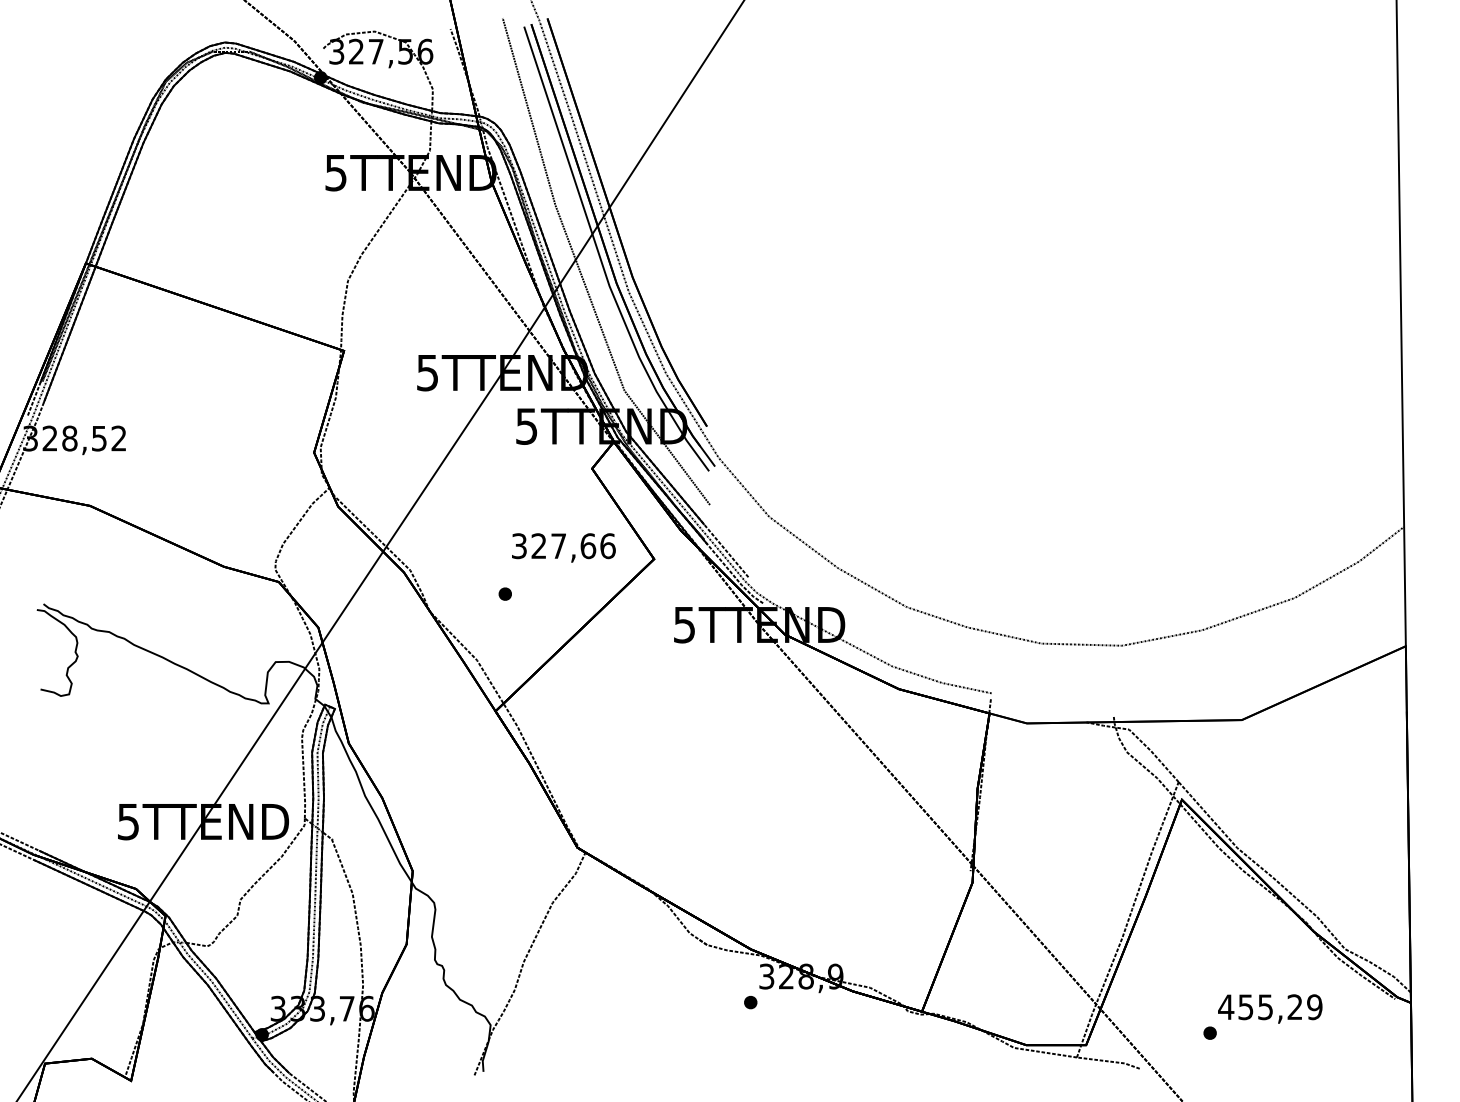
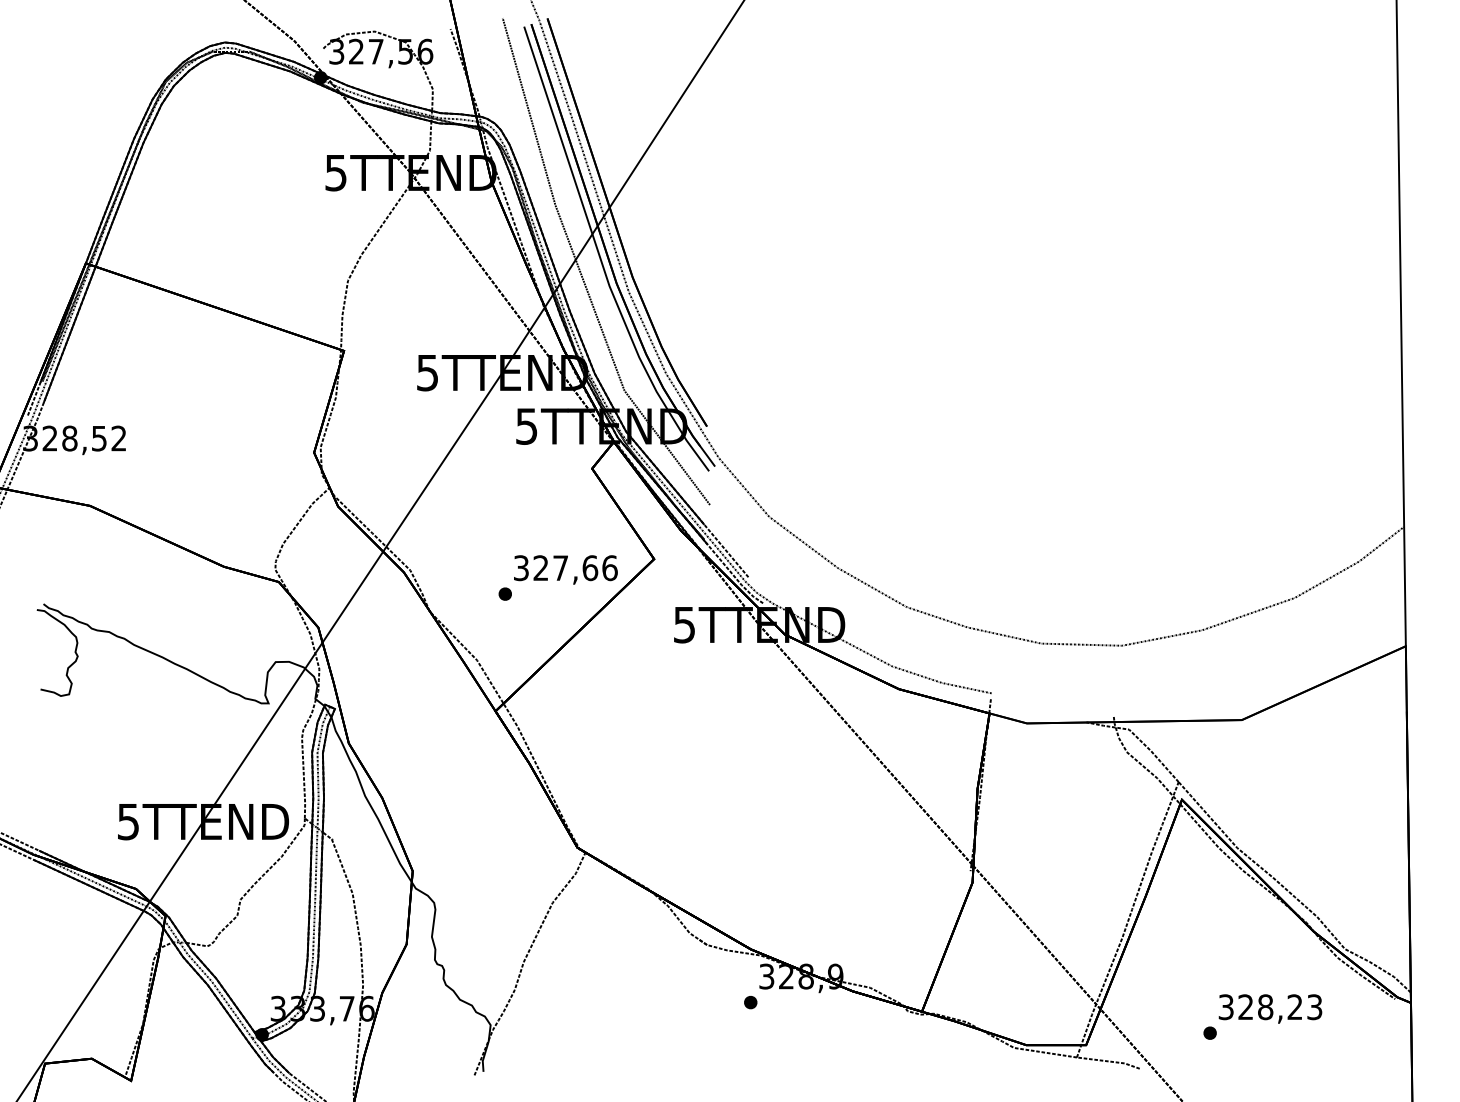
text position: (563, 547) -> (565, 569) (565, 569)
text: 455,29 -> 328,23 (1270, 1007)
